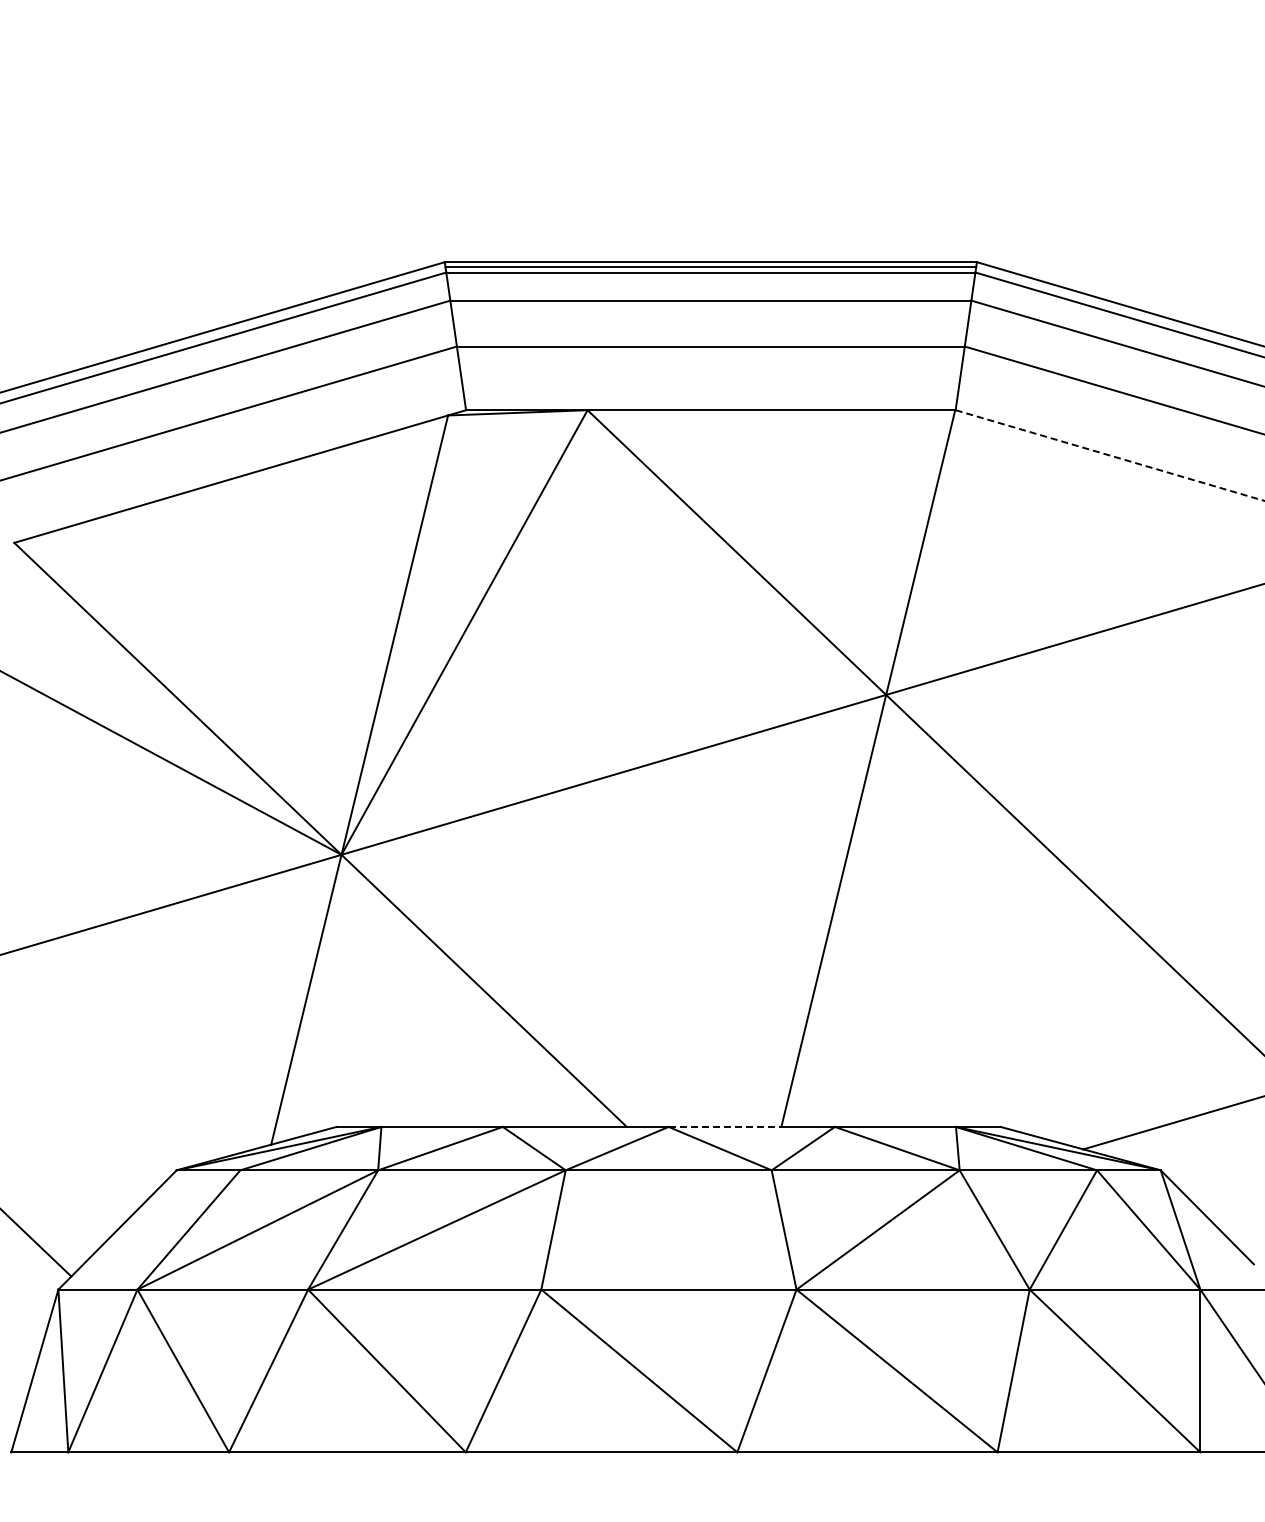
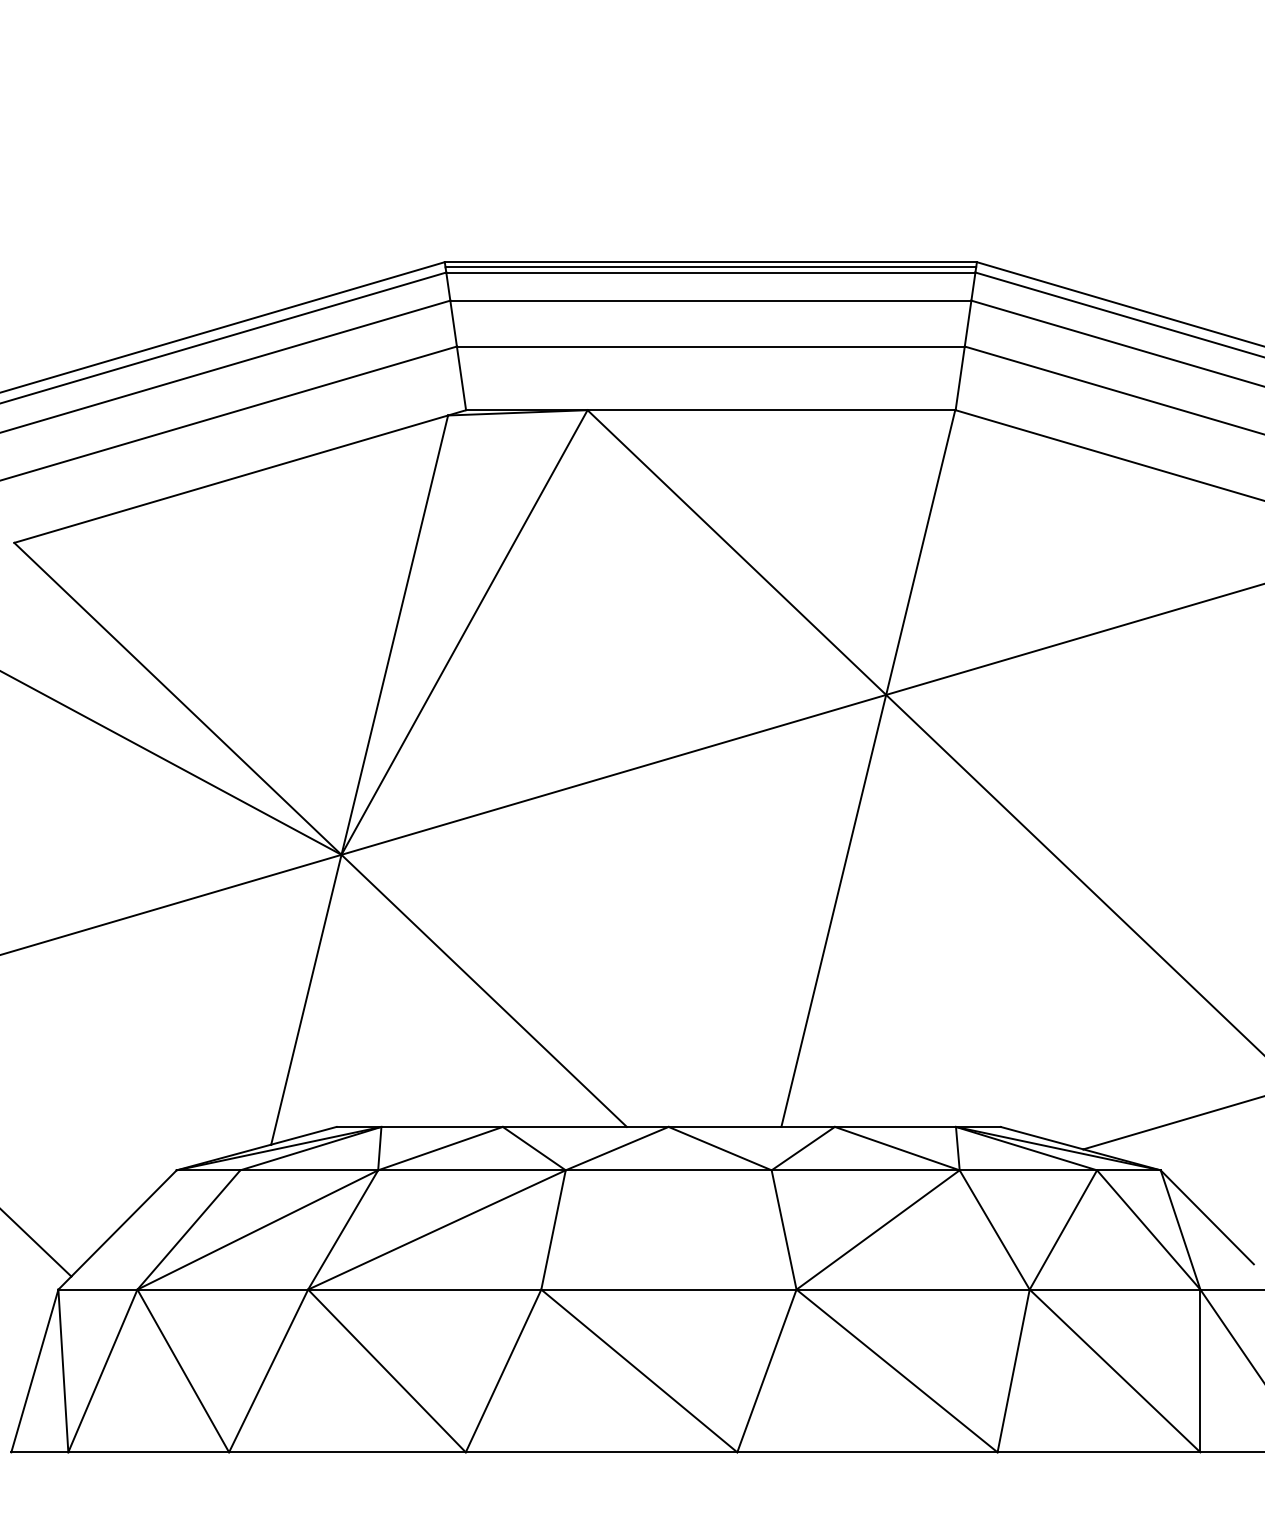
line: dashed -> solid (1109, 455)
line: dashed -> solid (725, 1126)
